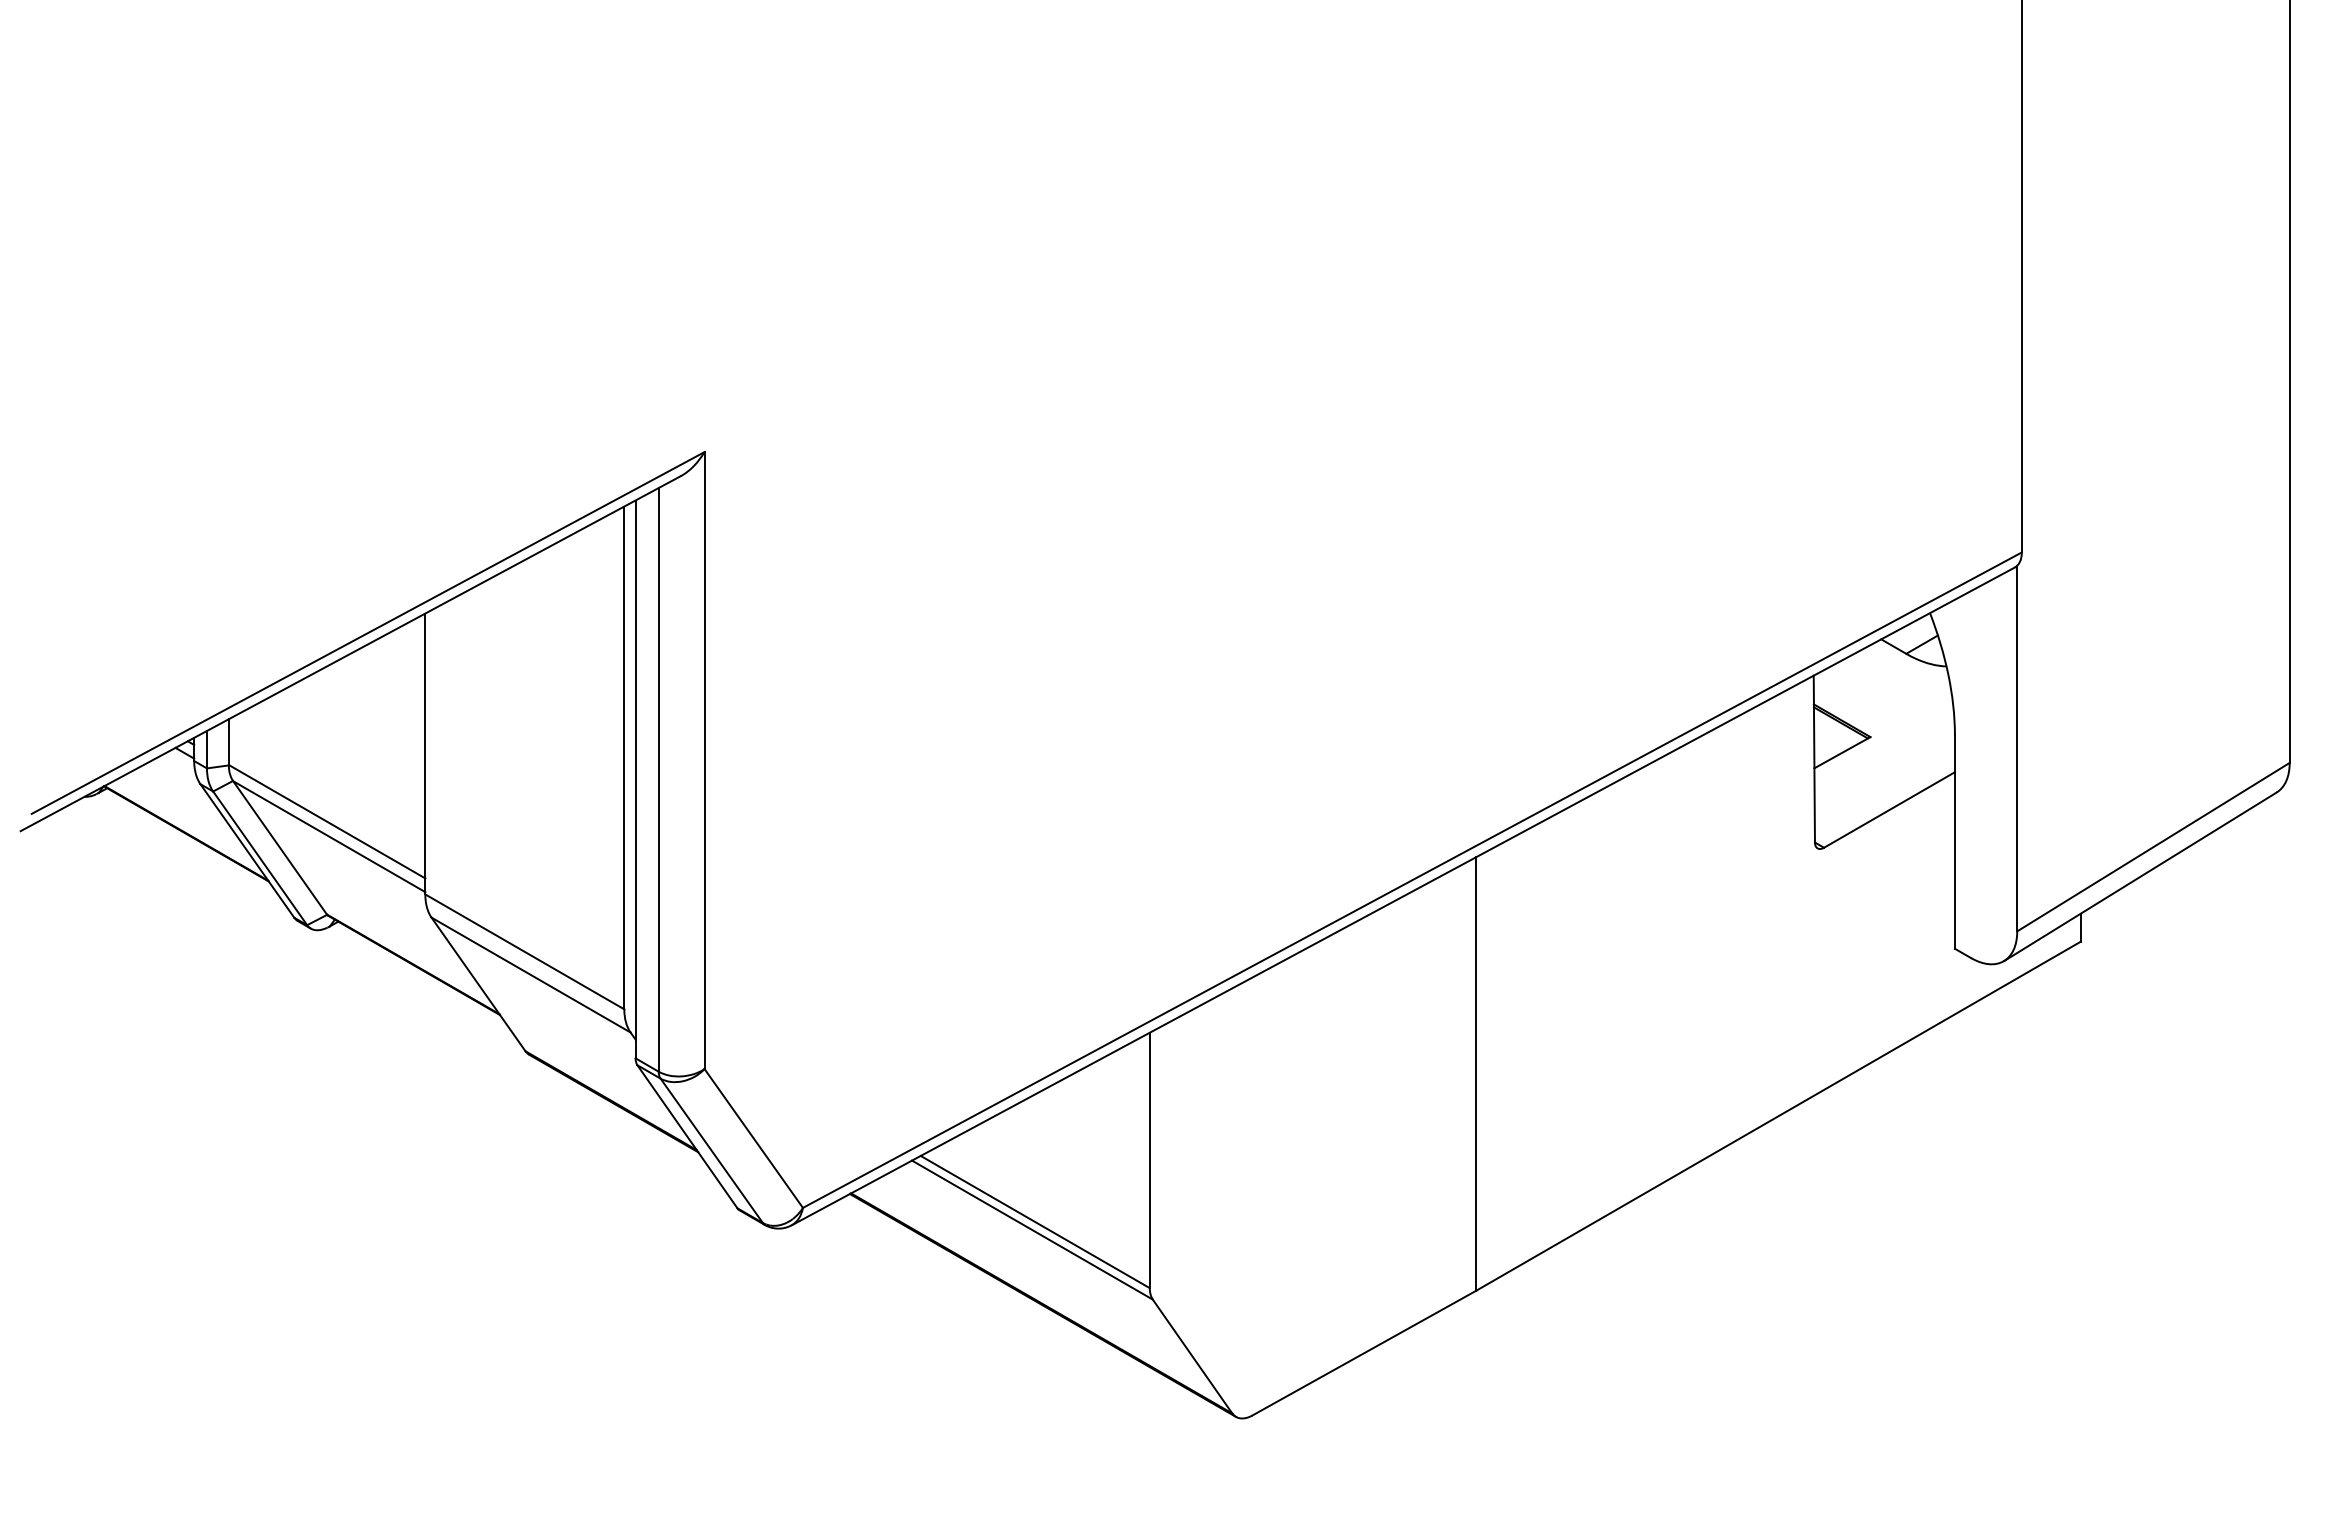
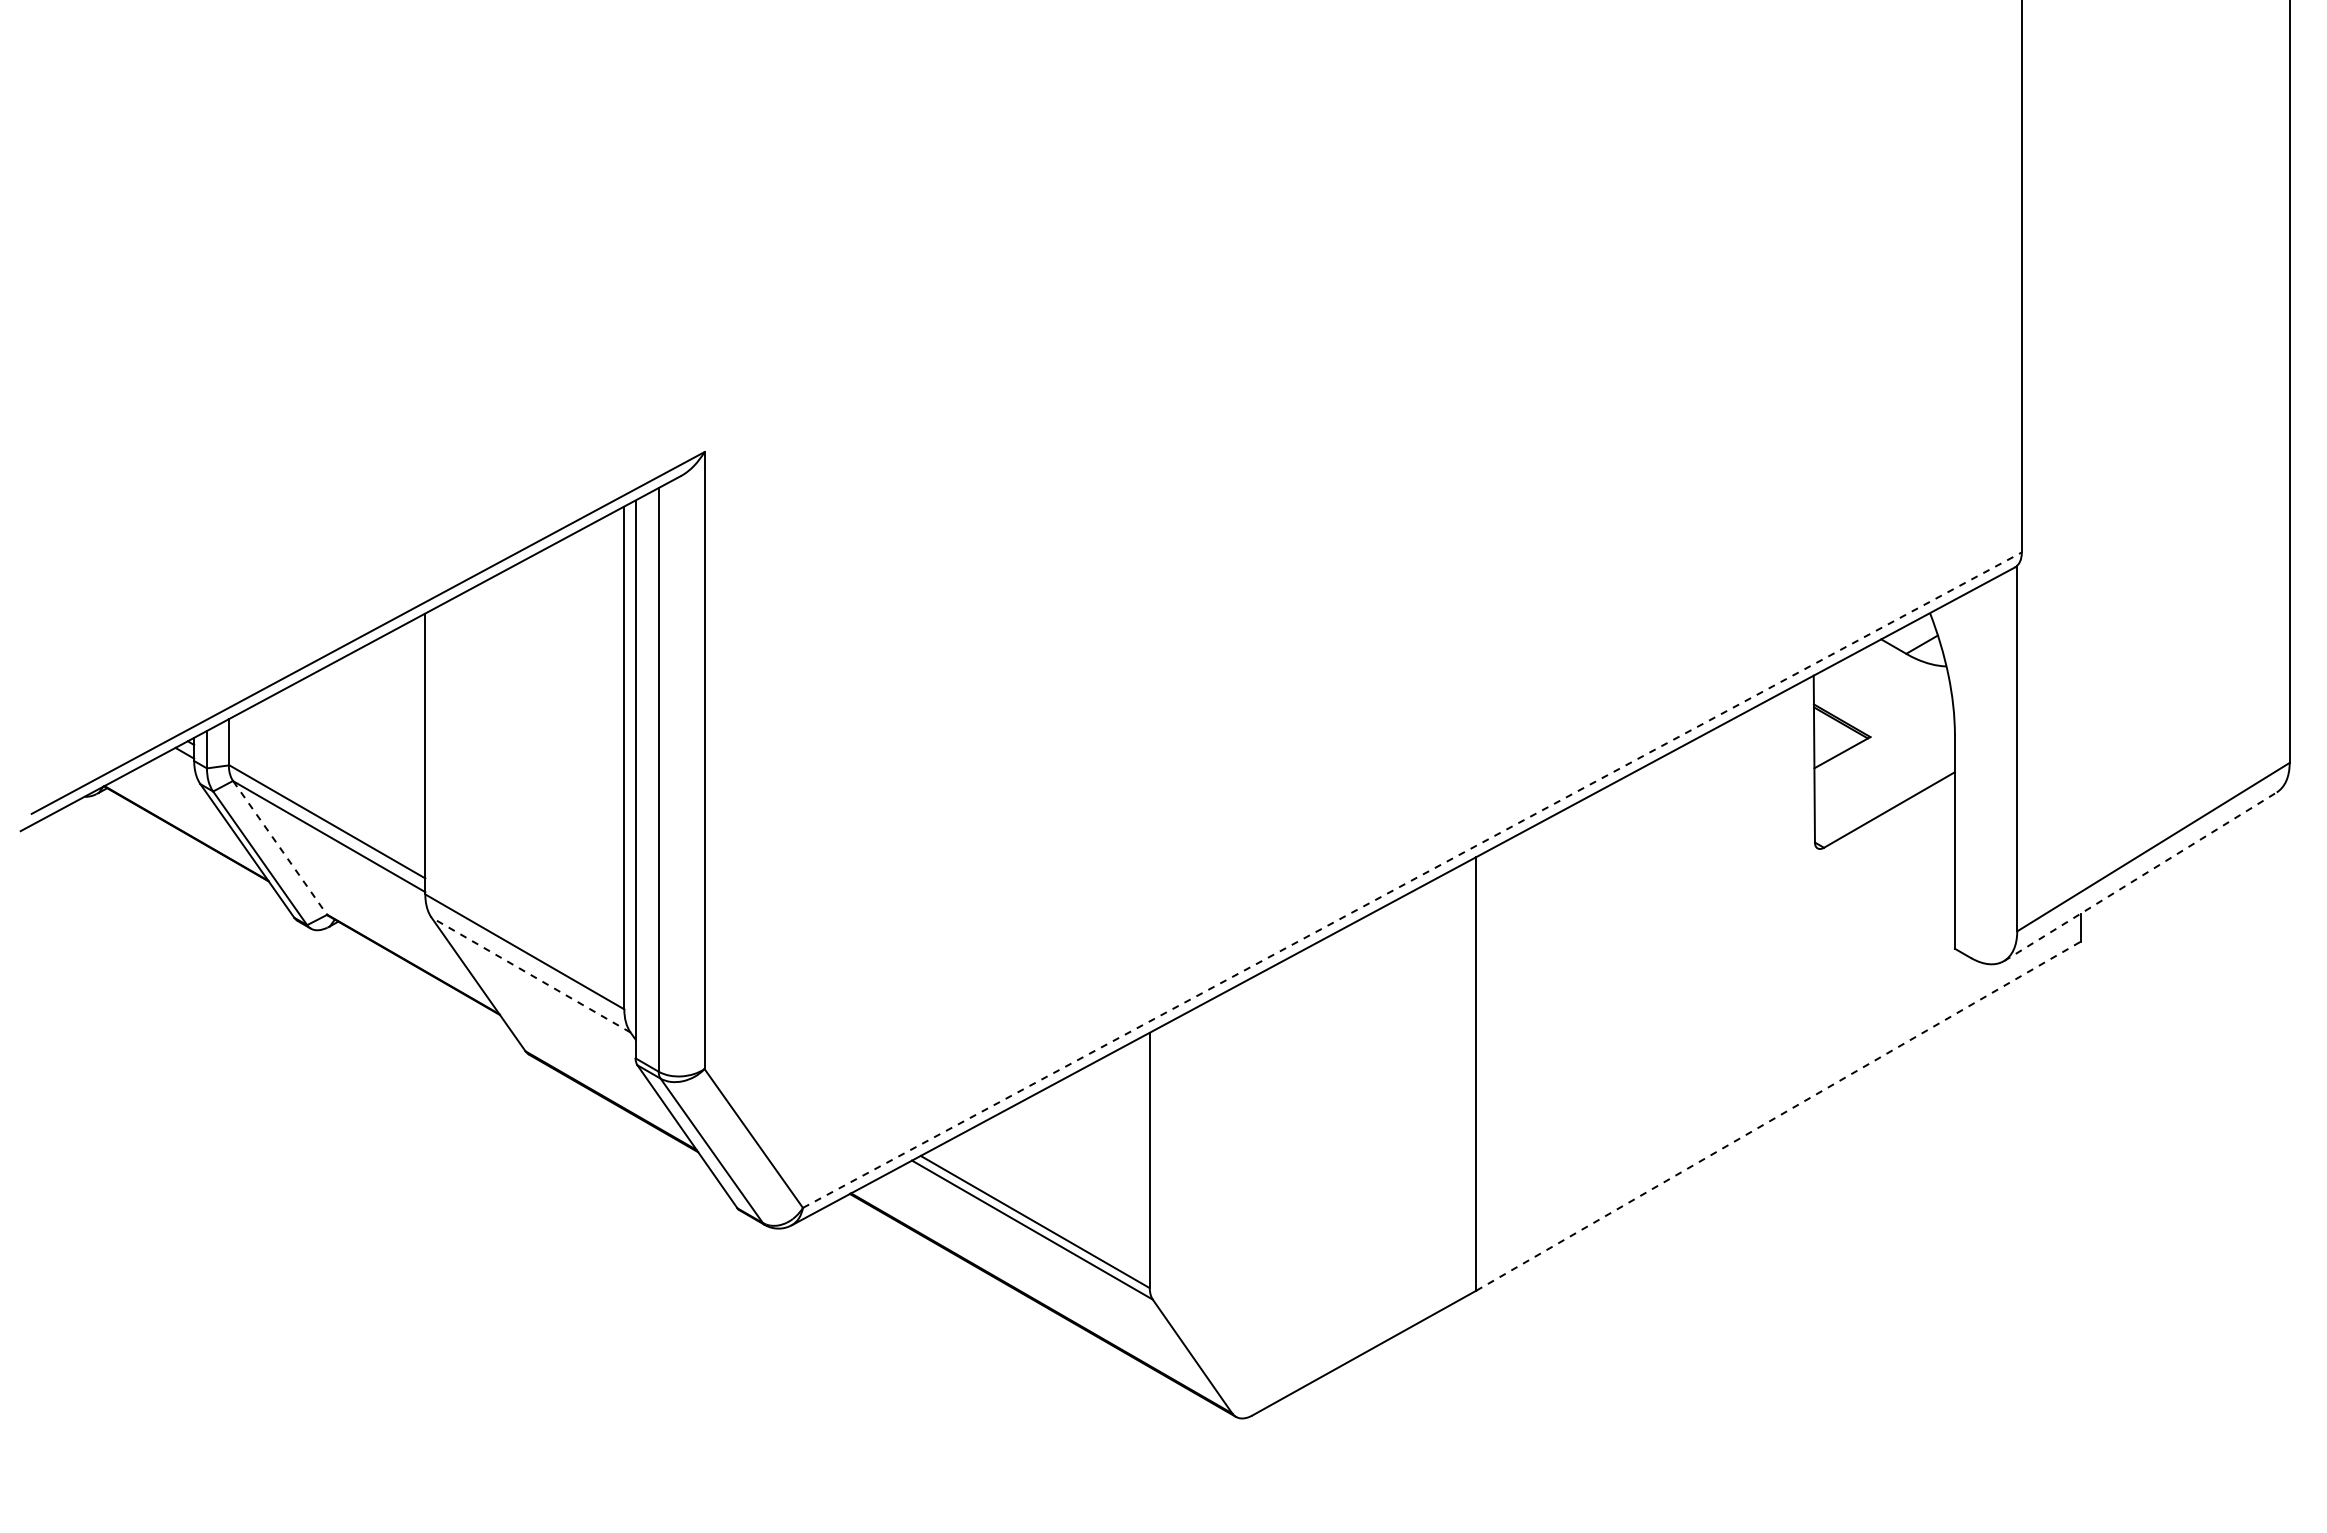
line: solid -> dashed (280, 847)
line: solid -> dashed (2140, 876)
line: solid -> dashed (1412, 880)
line: solid -> dashed (531, 975)
line: solid -> dashed (1779, 1115)
